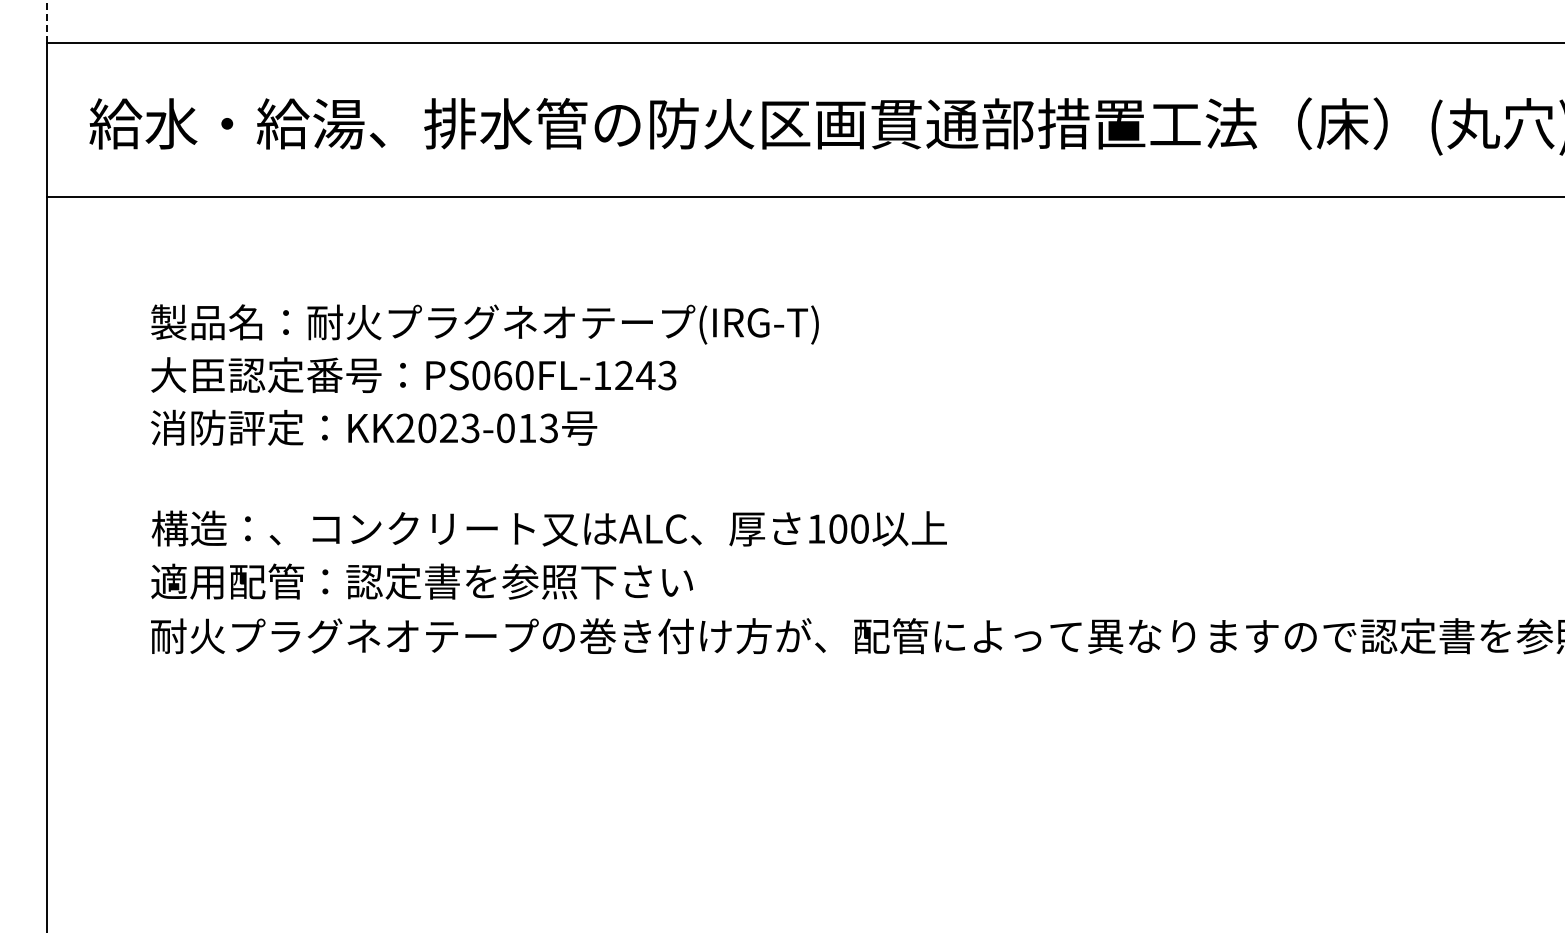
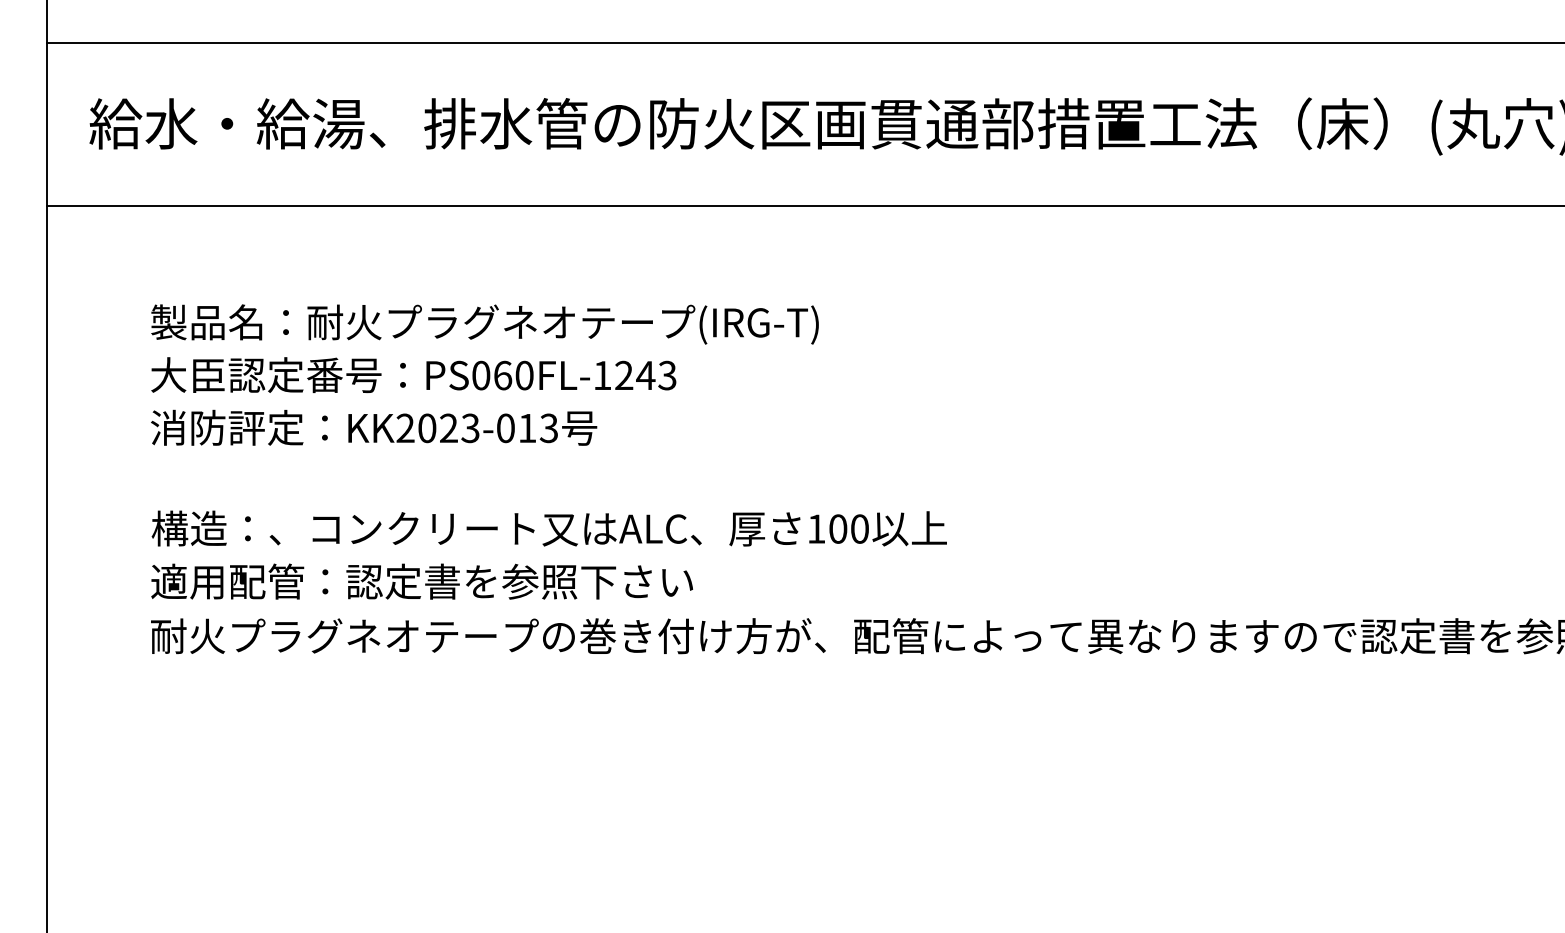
line: dashed -> solid (46, 21)
line position: (803, 197) -> (803, 206) (803, 206)
